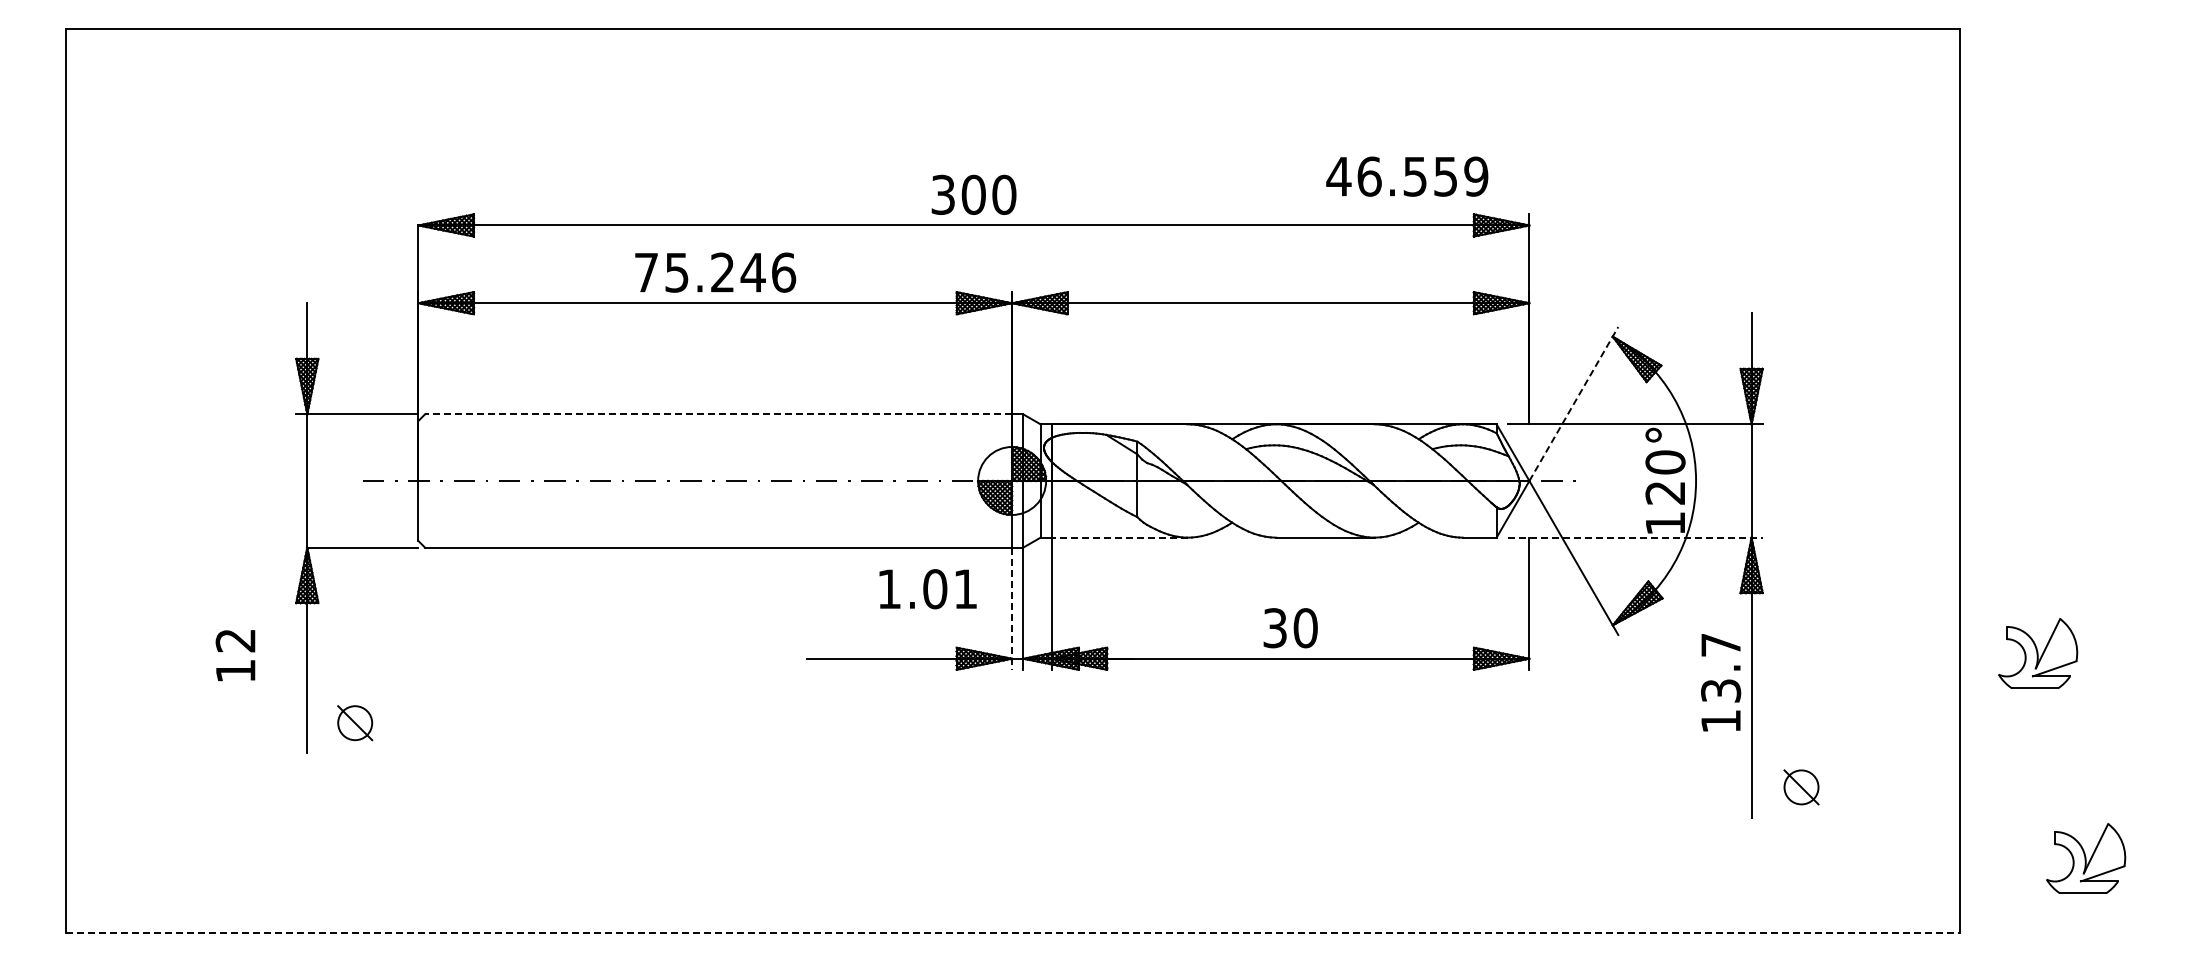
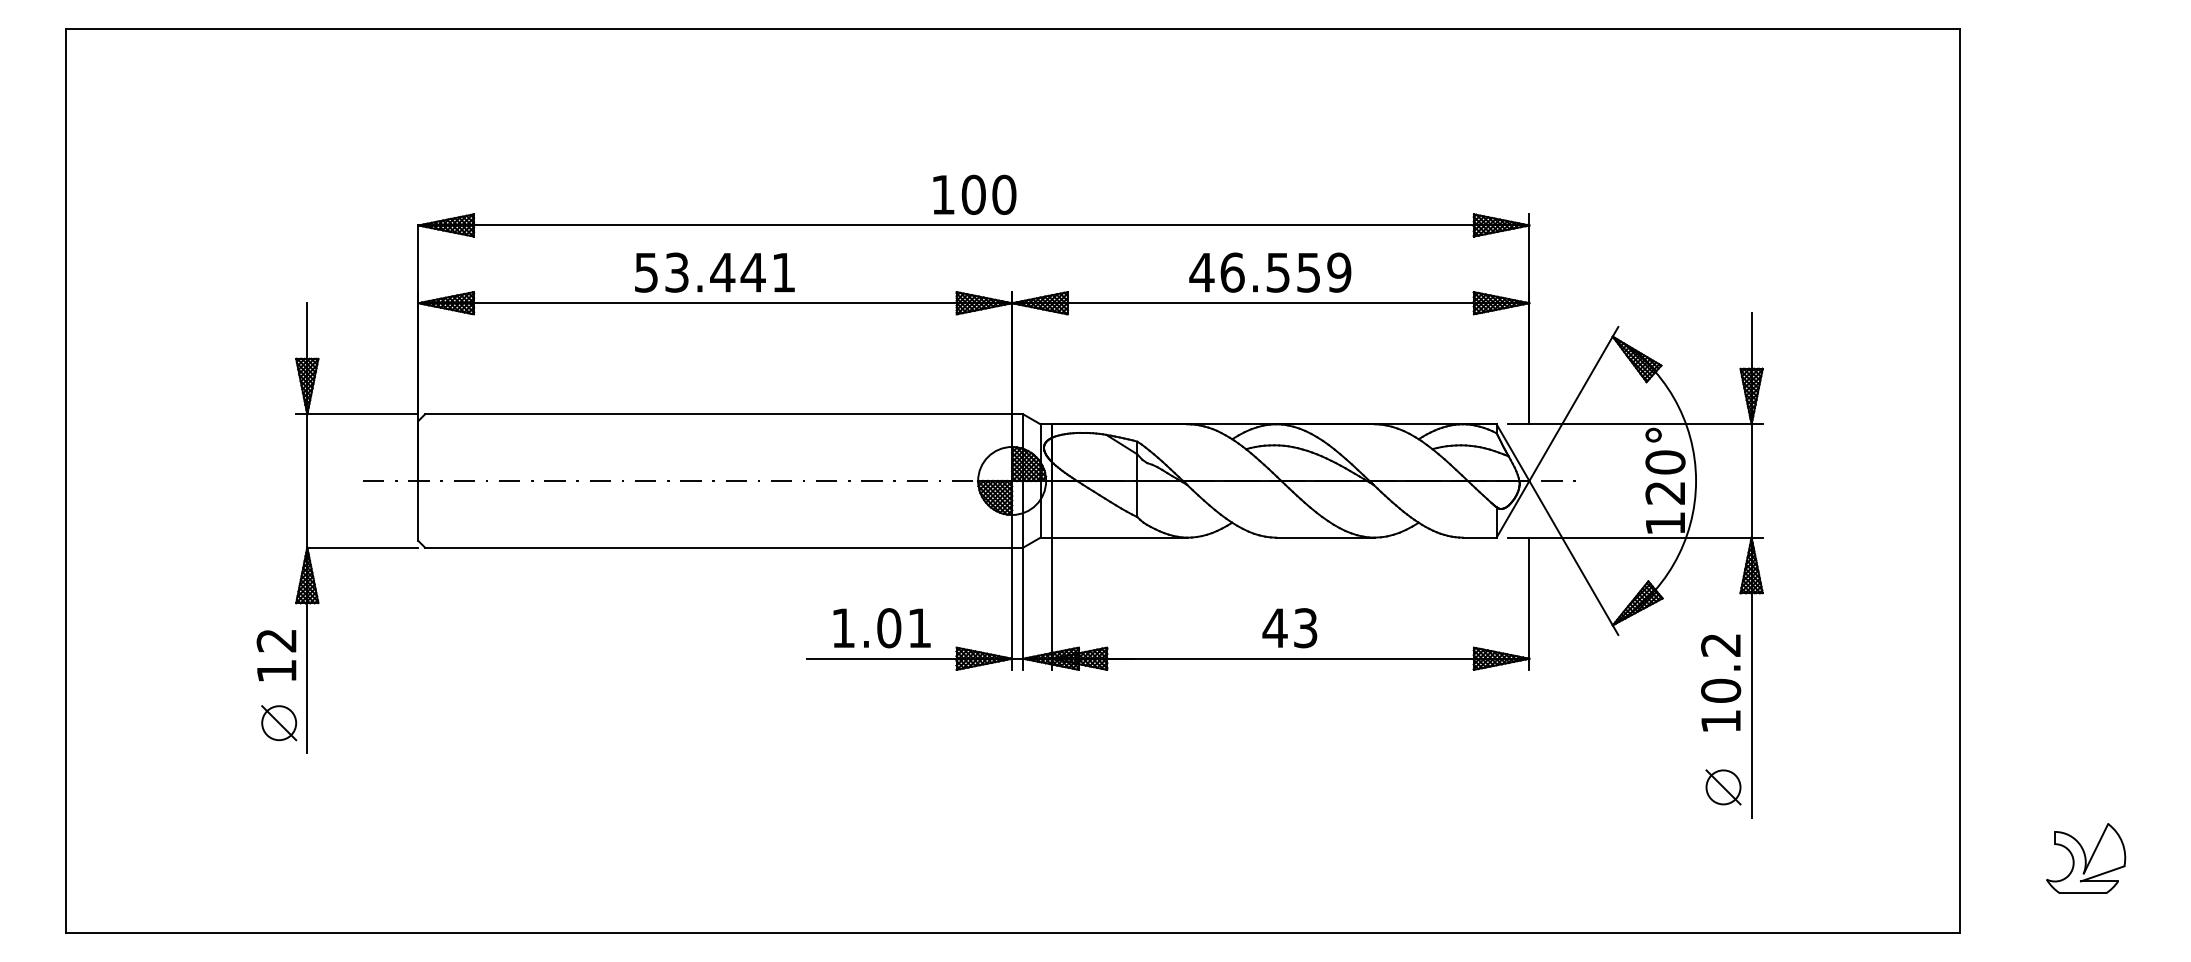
text position: (1407, 176) -> (1270, 272) (1270, 272)
text: 300 -> 100 (942, 194)
text: 75.246 -> 53.441 (715, 272)
line: dashed -> solid (1573, 404)
line: dashed -> solid (718, 414)
line: dashed -> solid (1119, 537)
line: dashed -> solid (1635, 537)
text position: (927, 589) -> (881, 628) (881, 628)
line: dashed -> solid (1012, 609)
text: 30 -> 43 (1289, 628)
part: present -> none (2038, 653)
text position: (235, 655) -> (276, 655) (276, 655)
text: 13.7 -> 10.2 (1721, 668)
part position: (355, 723) -> (279, 723) (279, 723)
part position: (1801, 787) -> (1723, 787) (1723, 787)
line: dashed -> solid (1013, 933)
